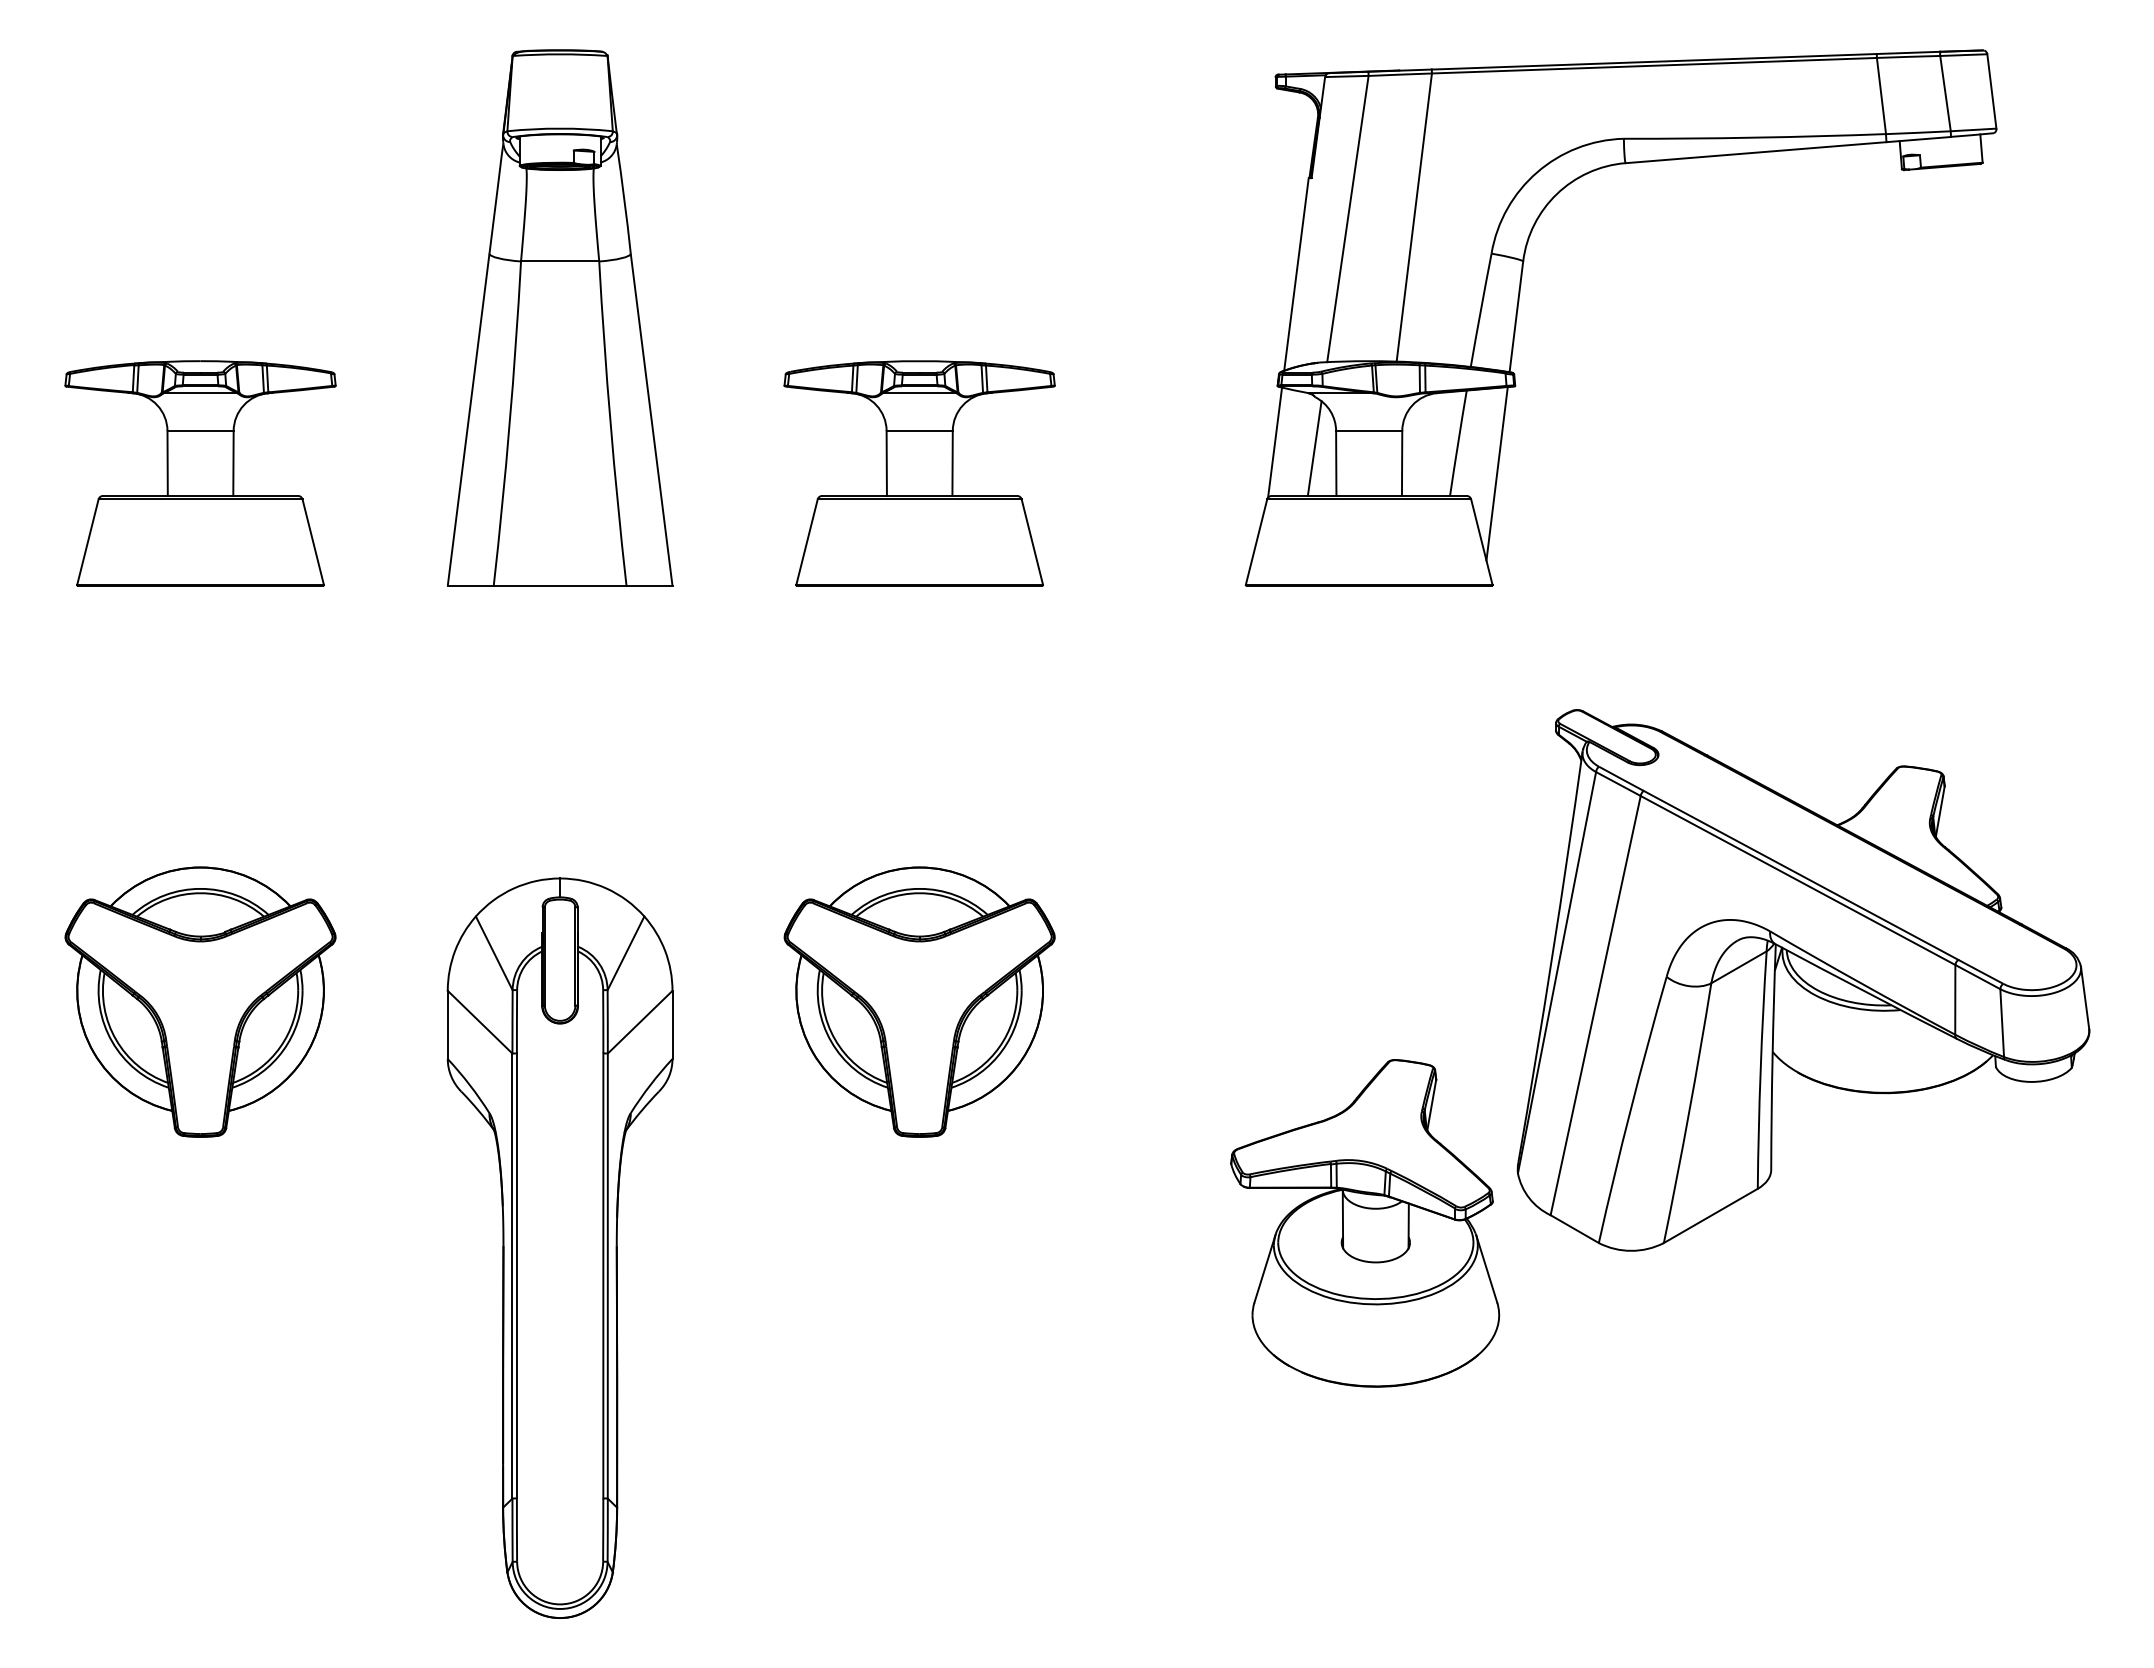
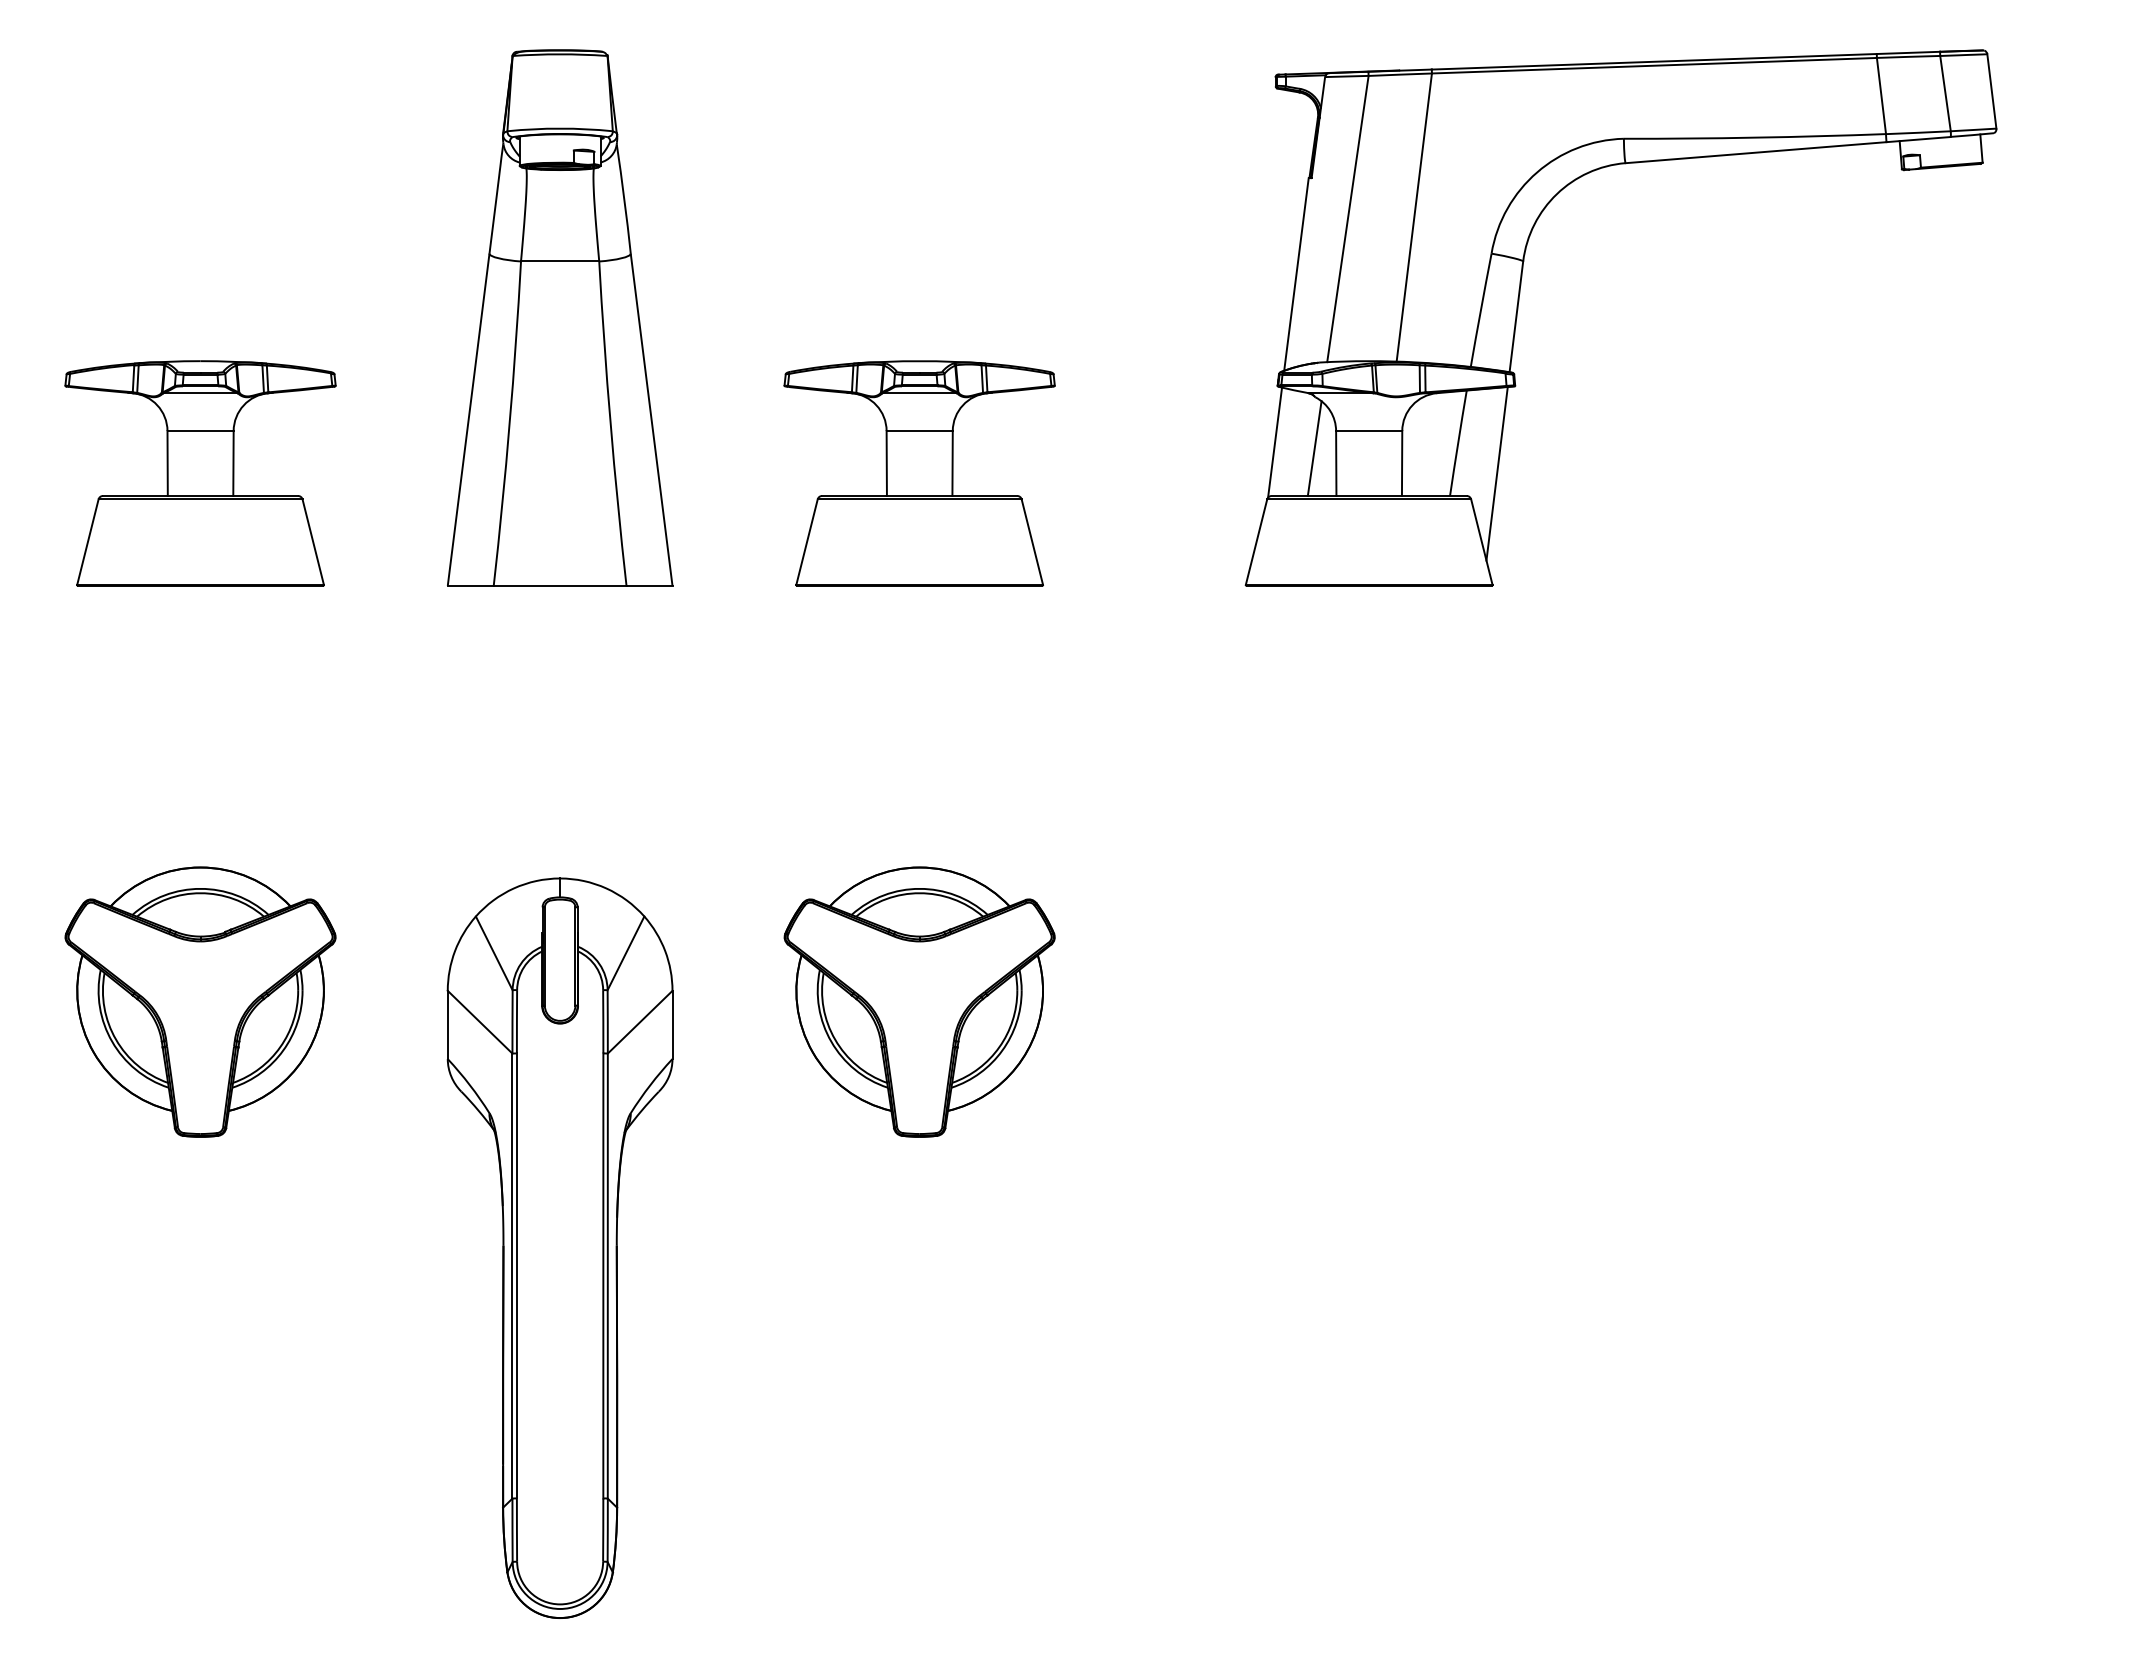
part: present -> none (1660, 1048)
